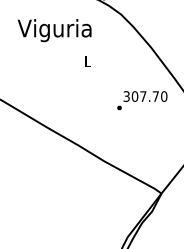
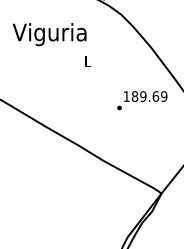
text position: (54, 30) -> (49, 34) (49, 34)
text: 307.70 -> 189.69 (145, 96)
